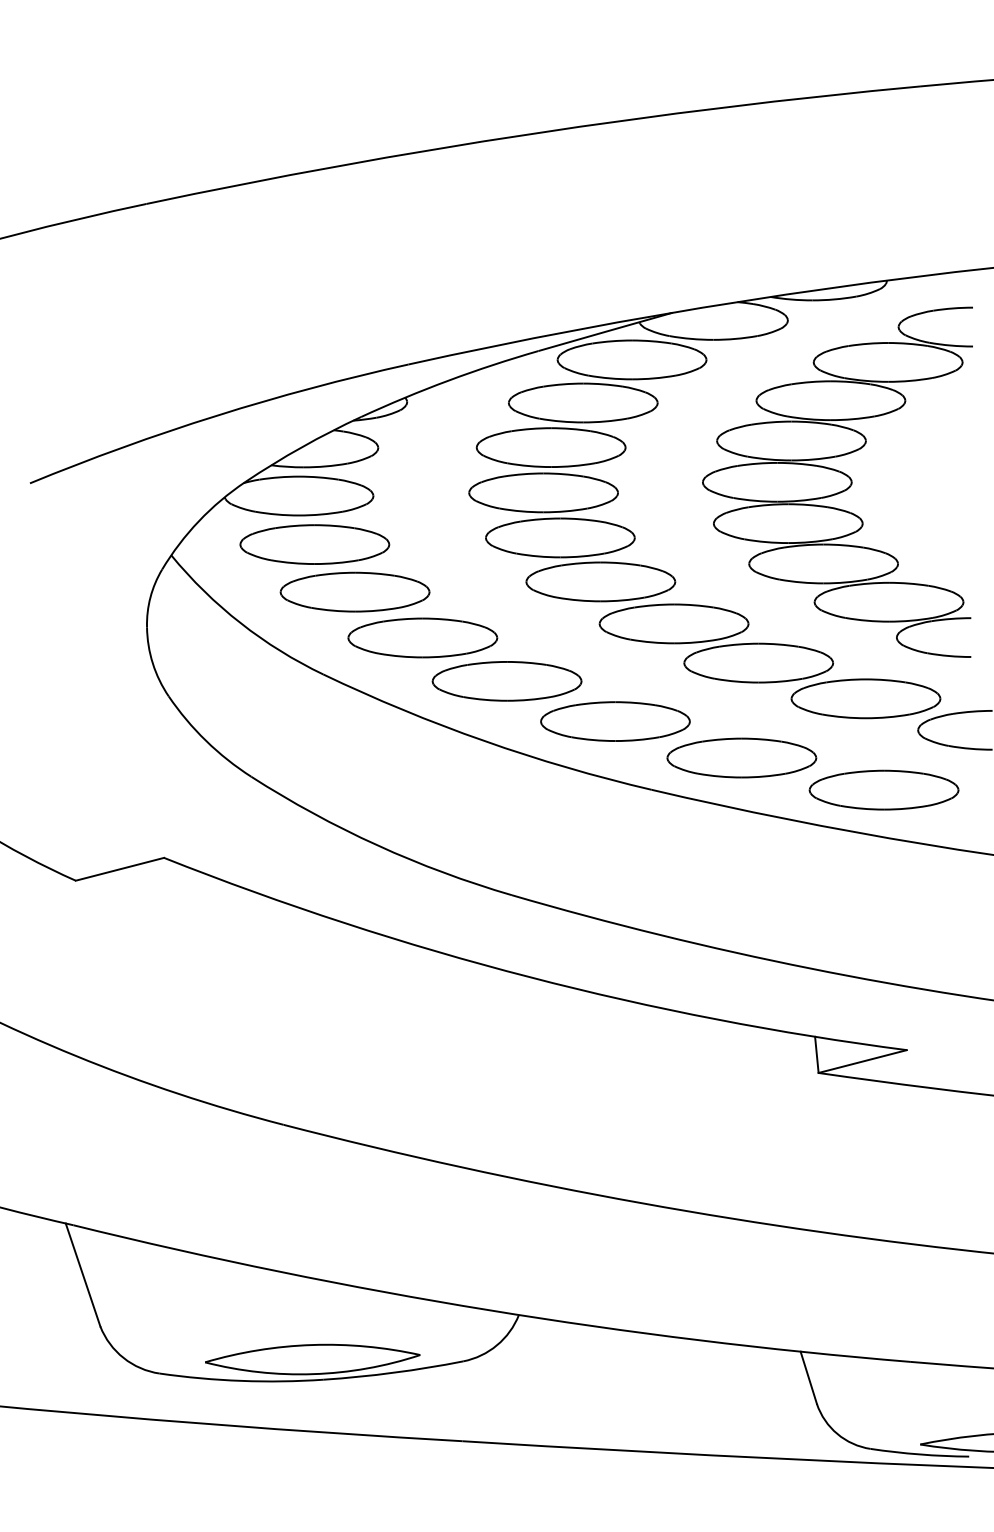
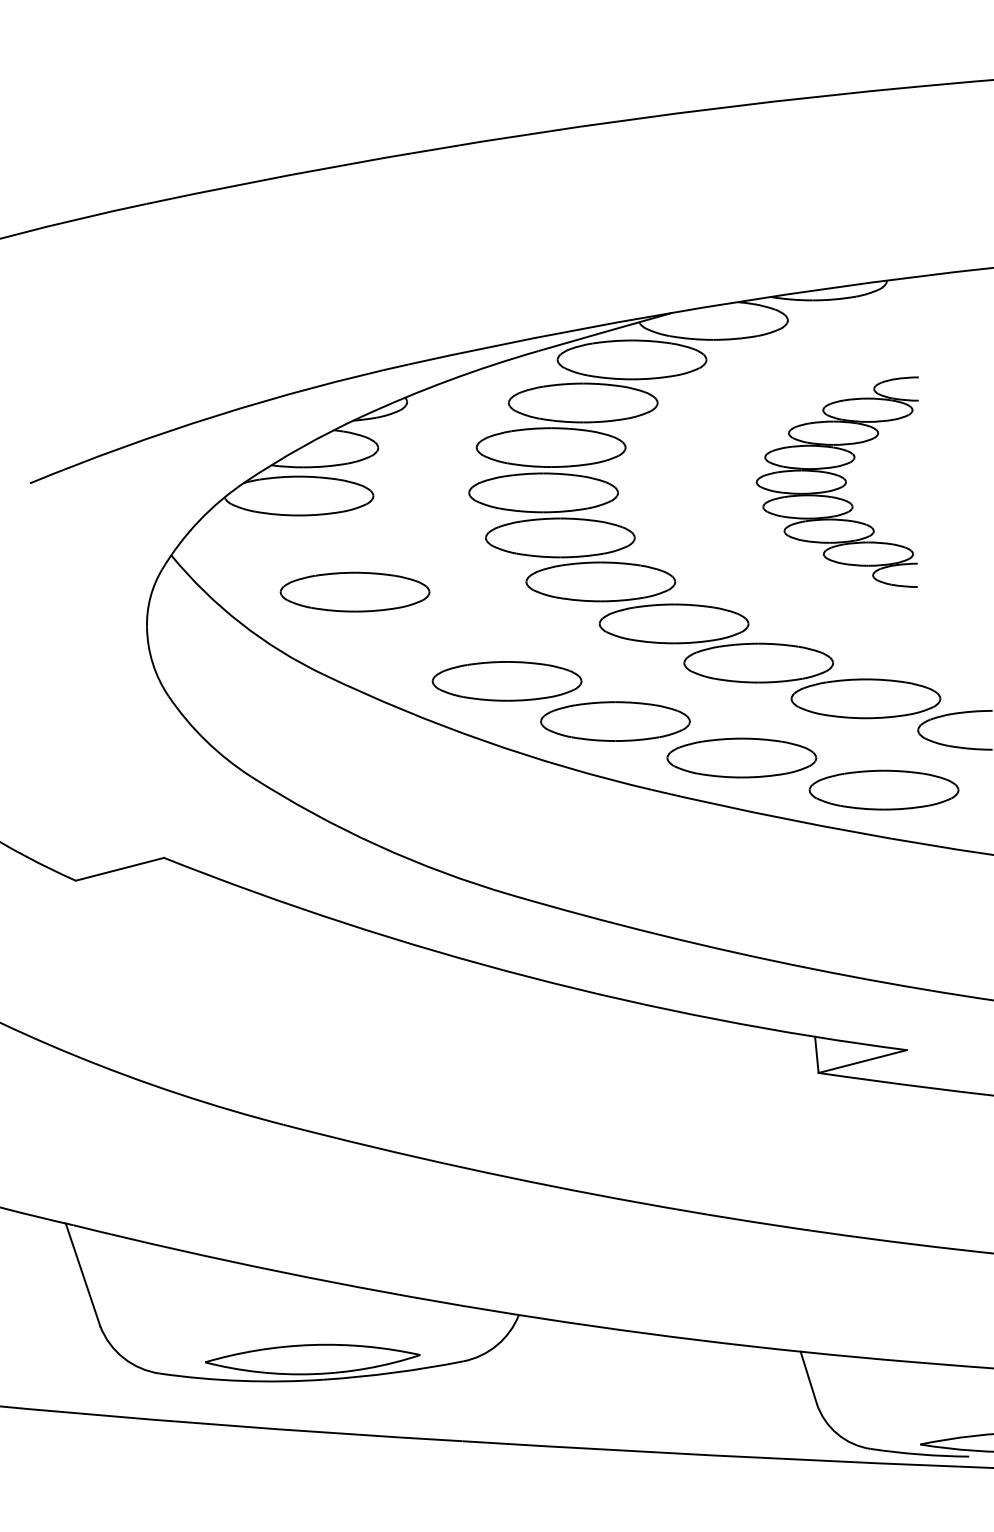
part size: 271x352 px -> 164x212 px (836, 481)
part: present -> none (314, 544)
part: present -> none (422, 637)
